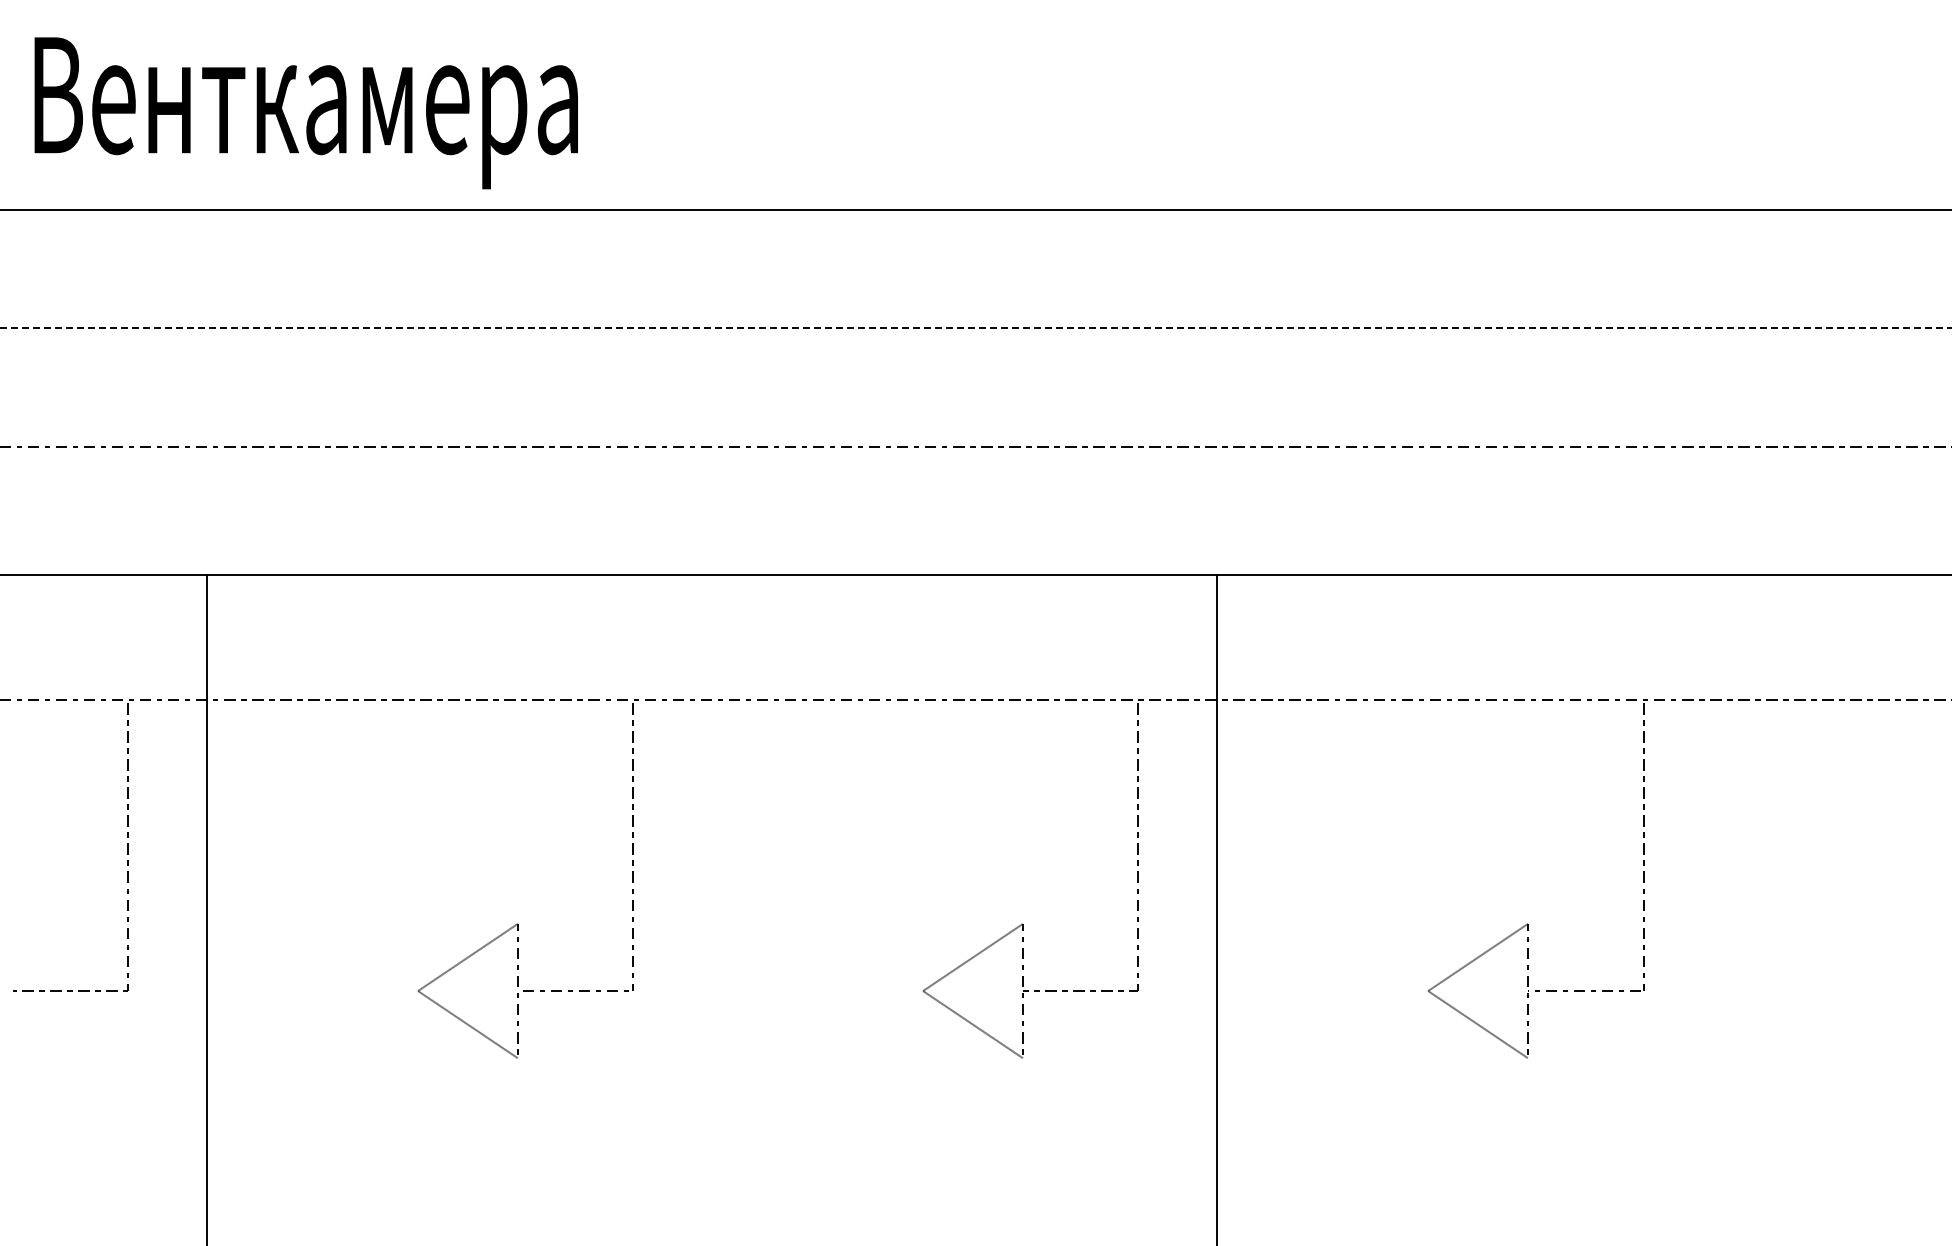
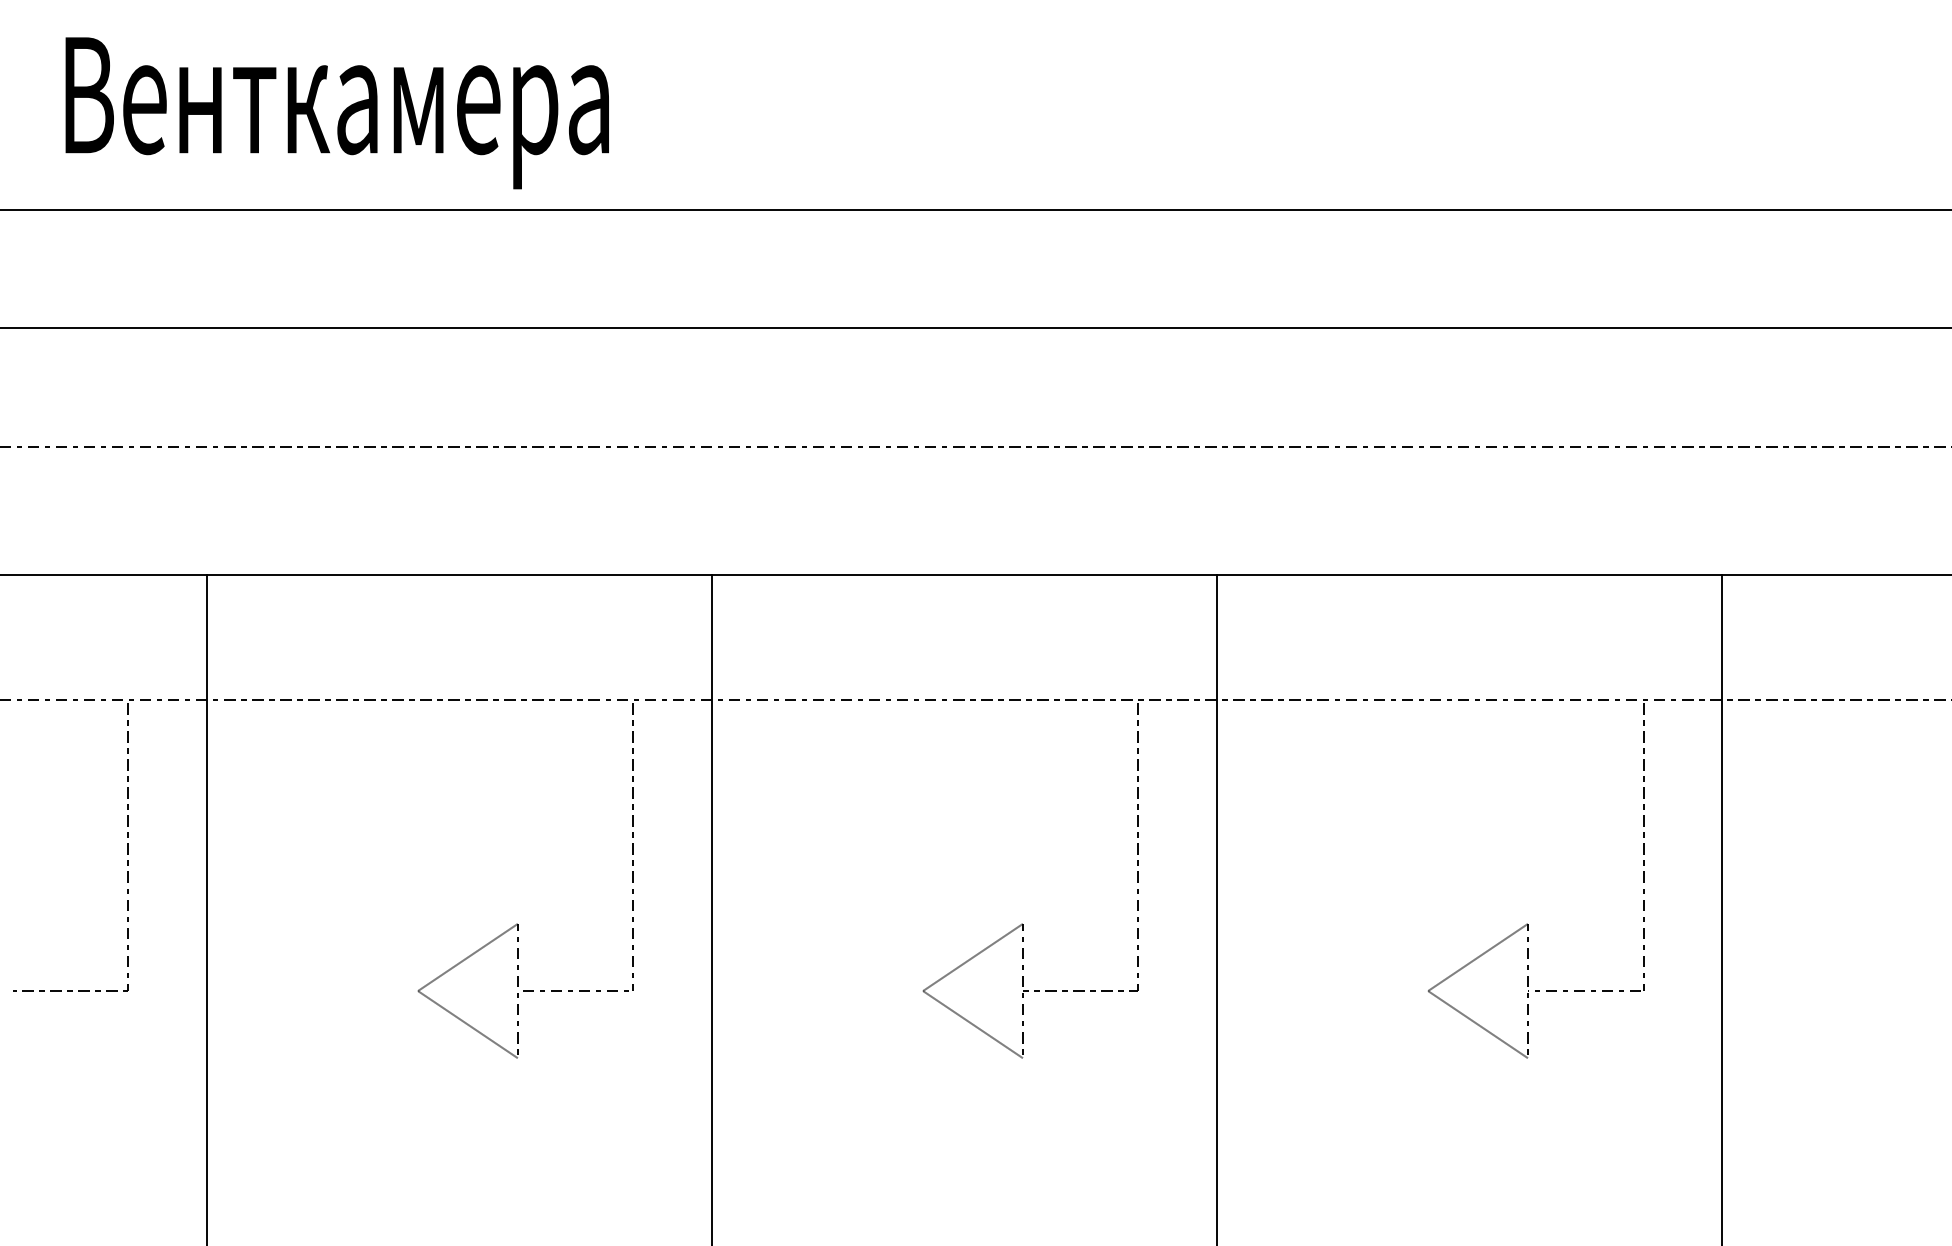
text position: (305, 113) -> (336, 113) (336, 113)
line: dashed -> solid (976, 328)
line: none -> present (712, 908)
line: none -> present (1722, 908)
